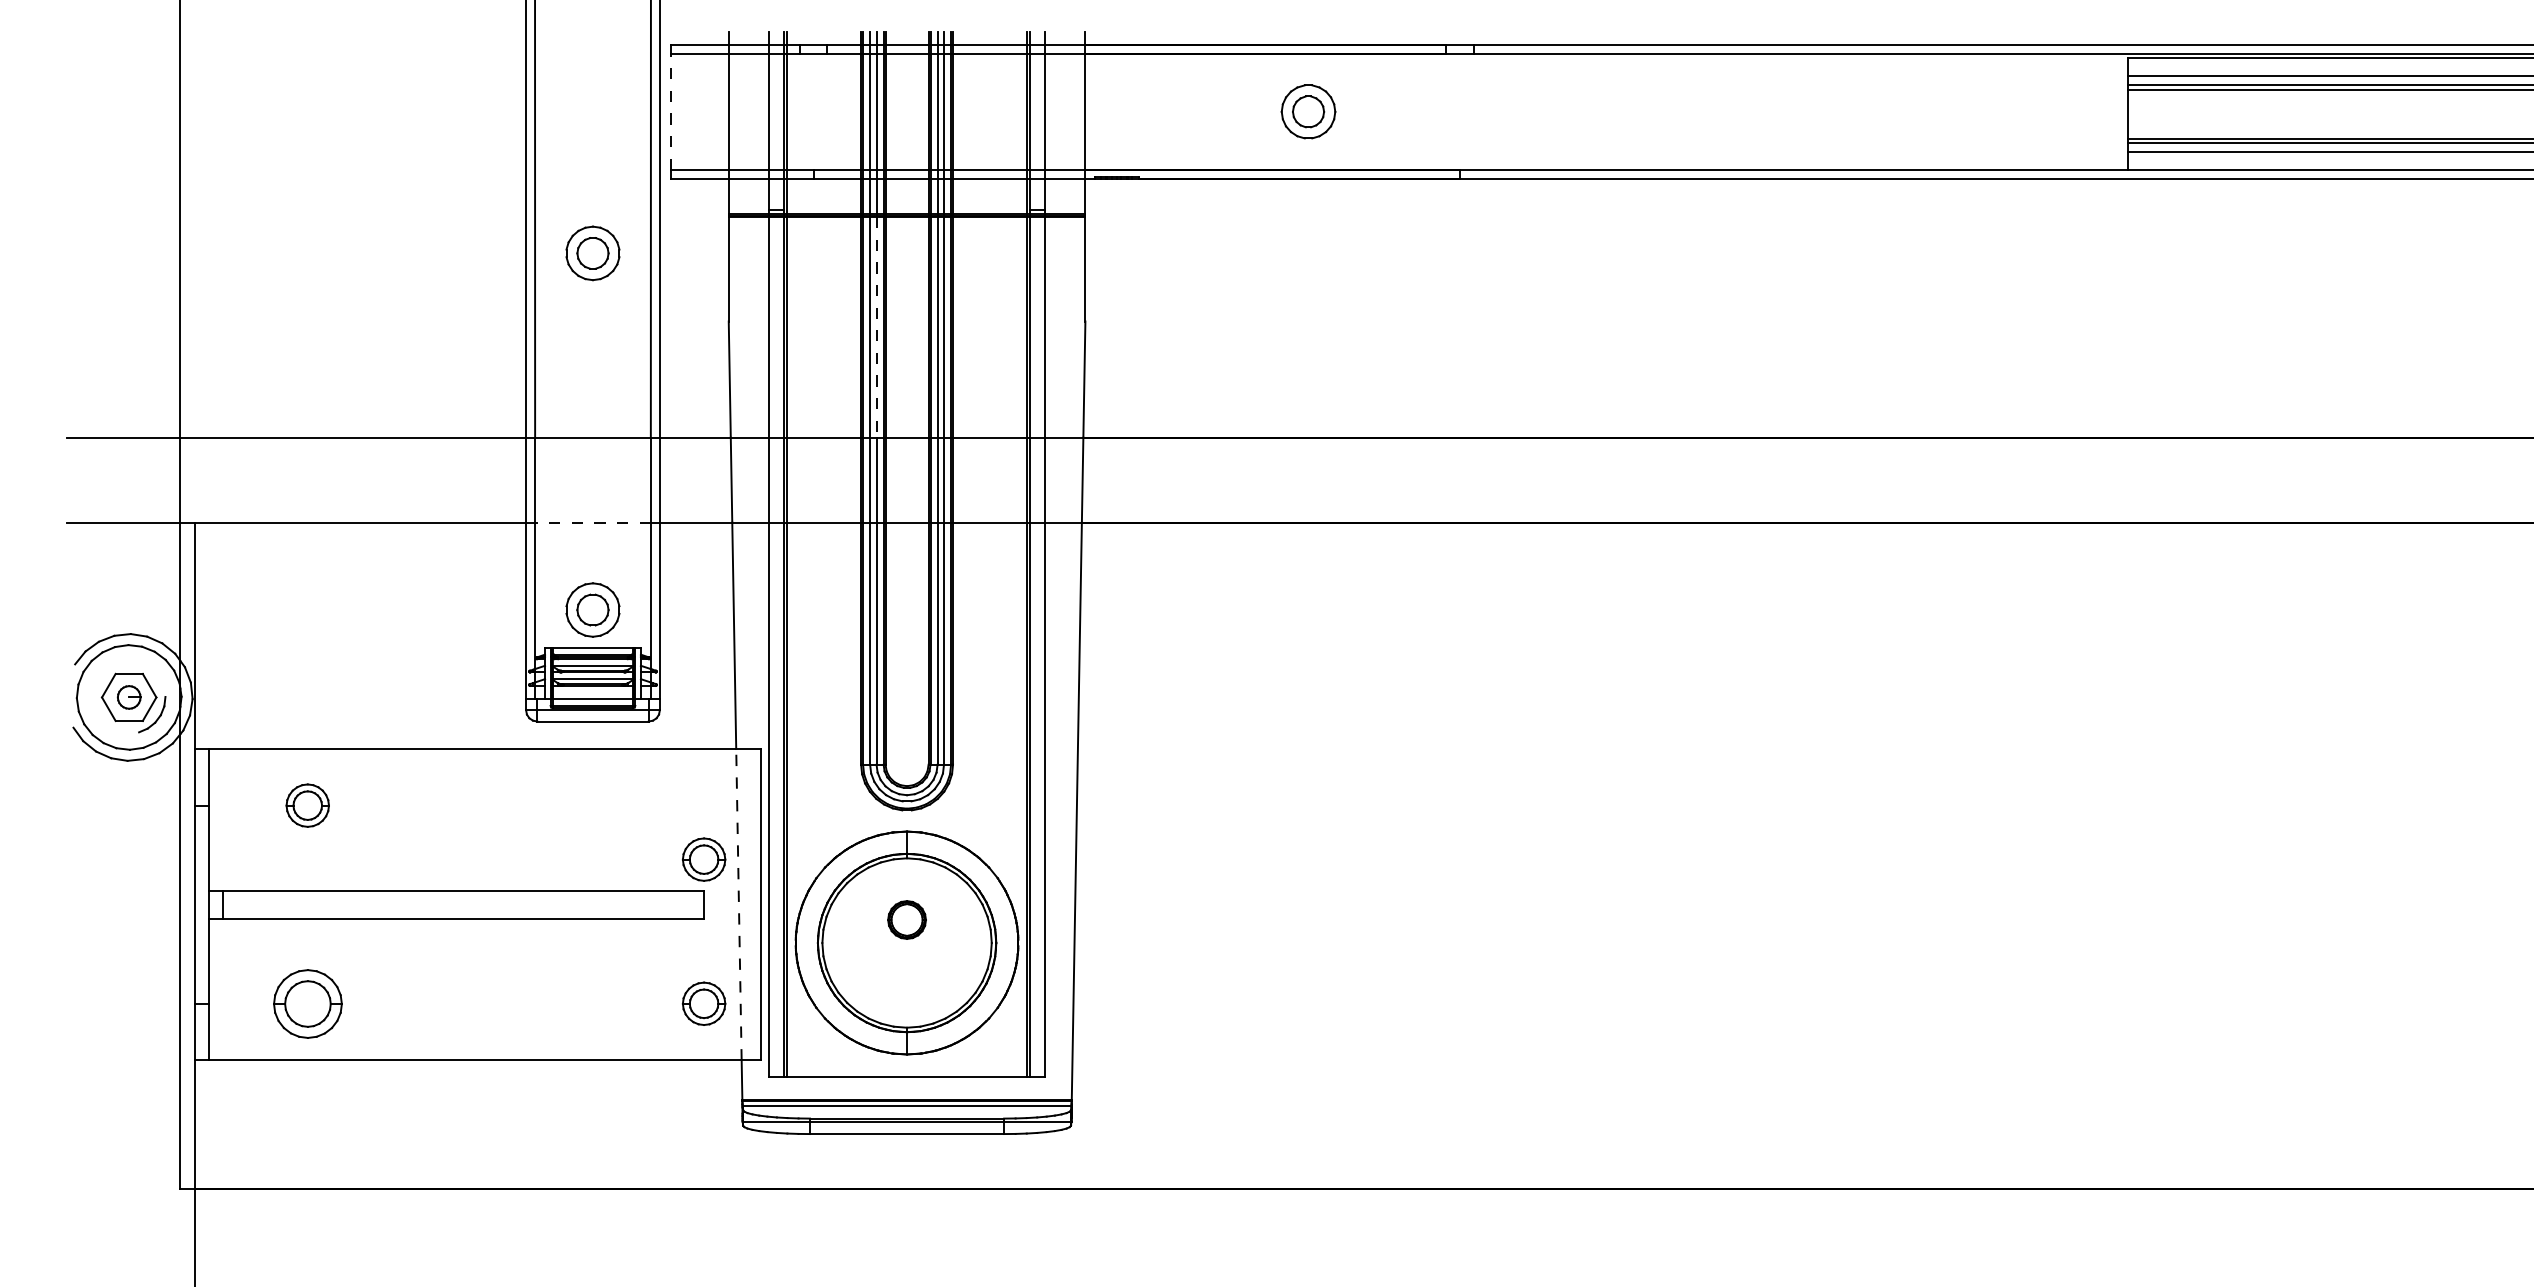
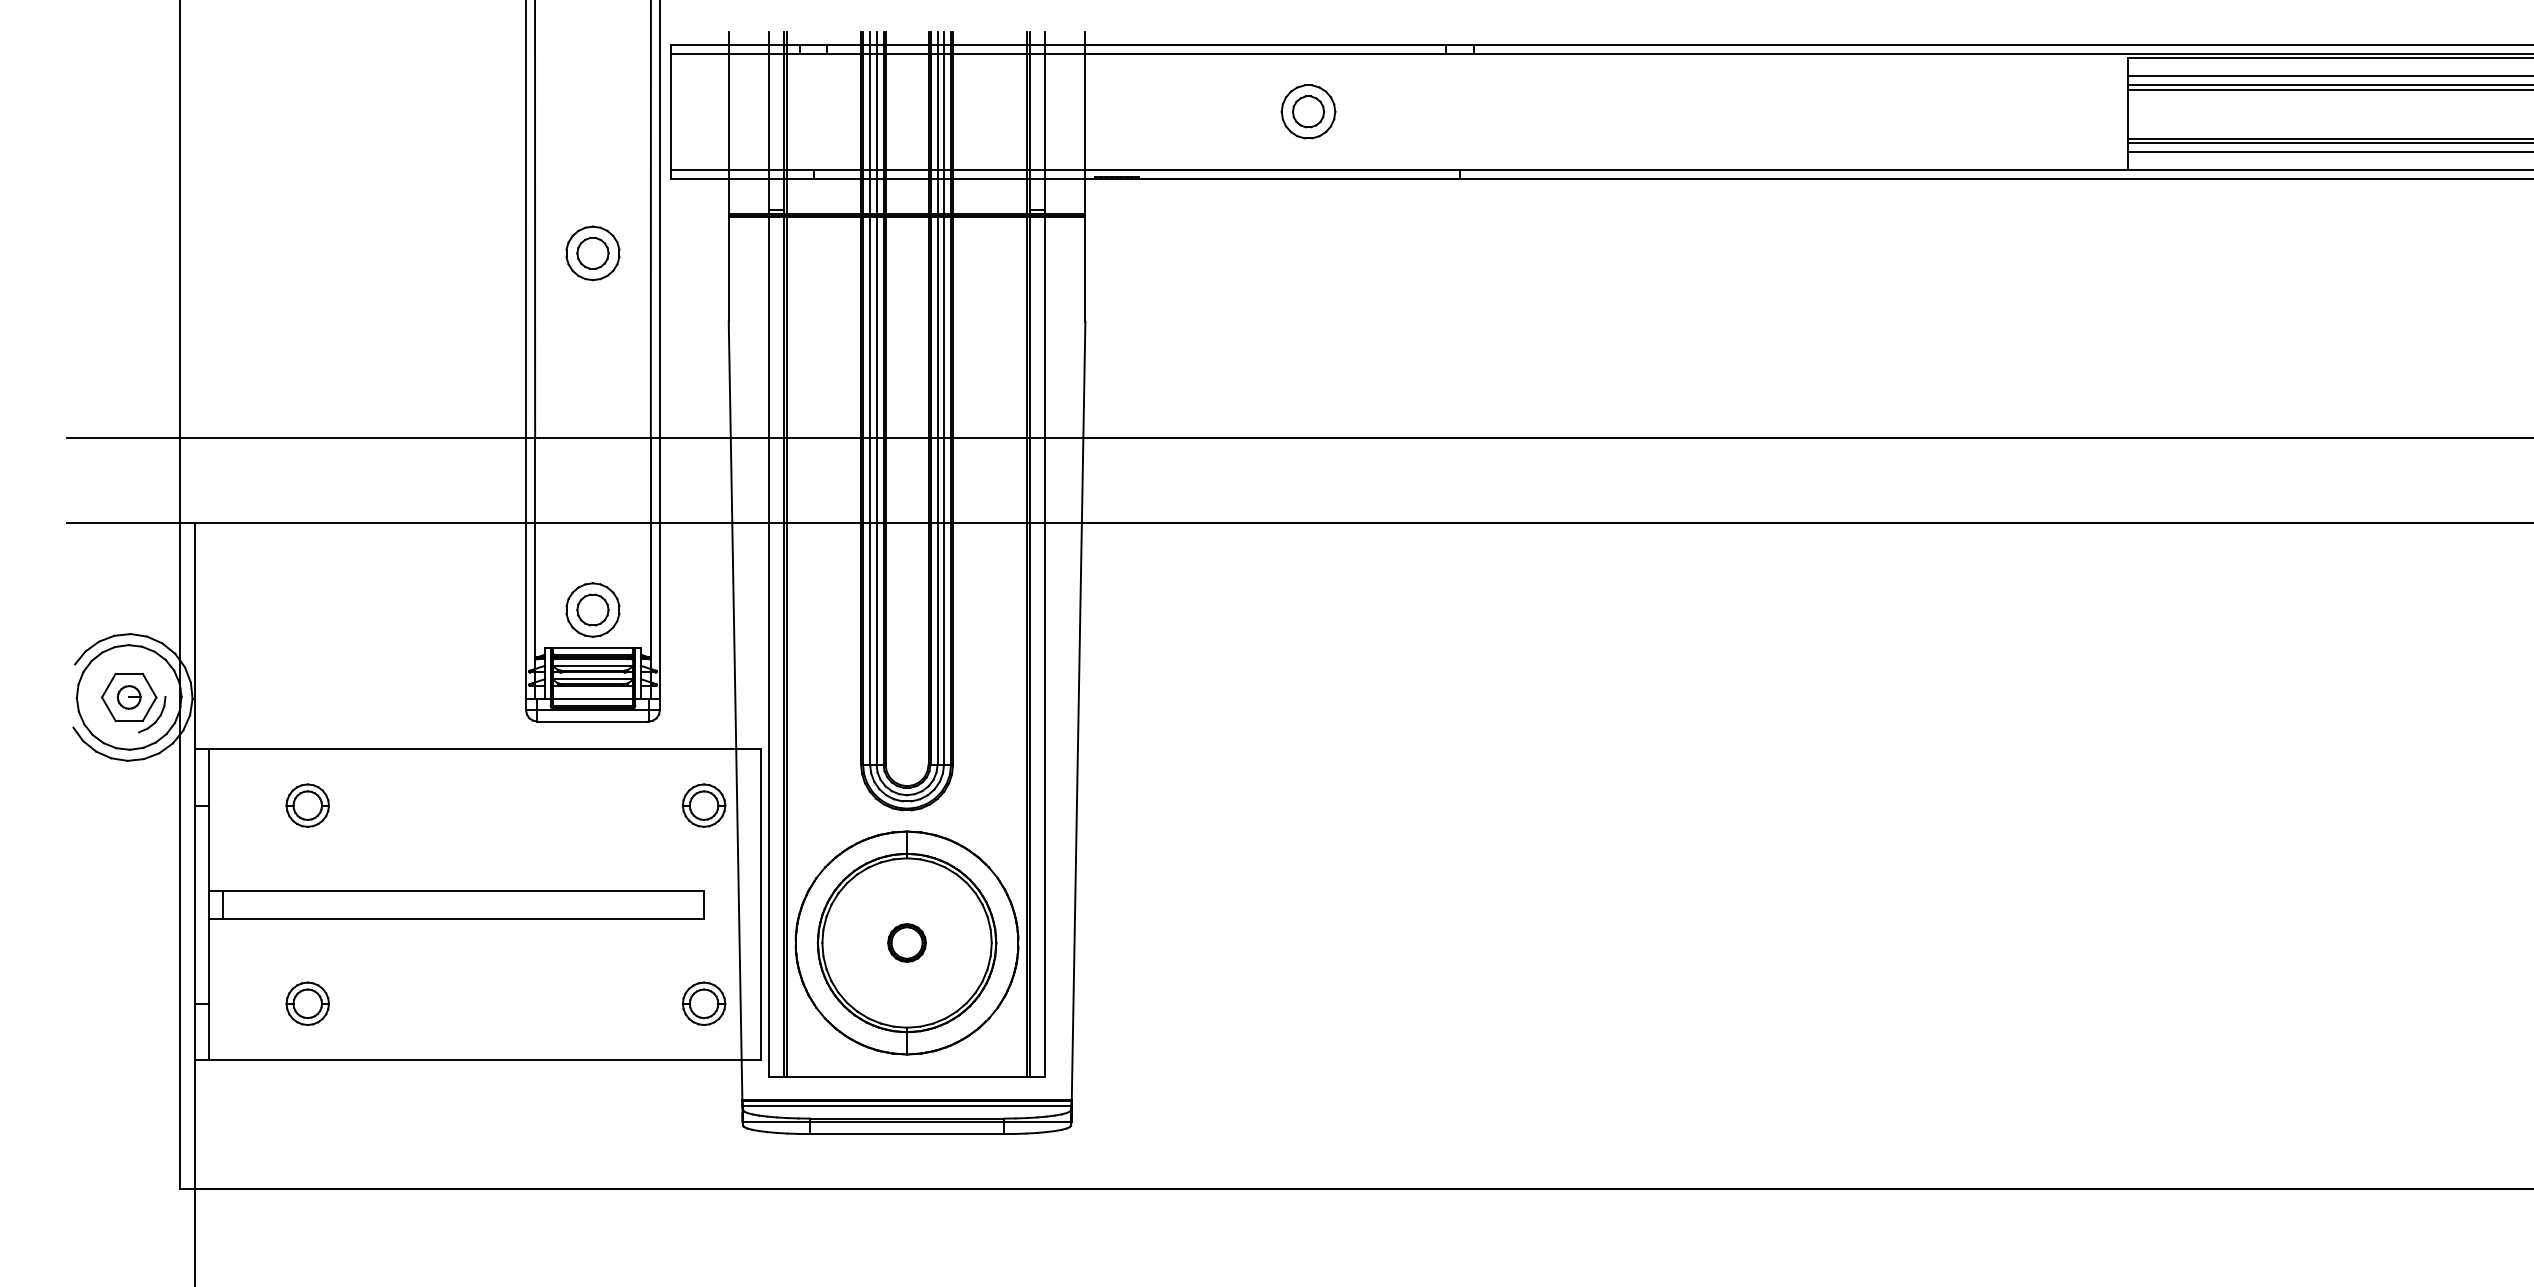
line: dashed -> solid (671, 111)
line: dashed -> solid (876, 327)
line: dashed -> solid (592, 522)
part position: (704, 859) -> (704, 805) (704, 805)
line: dashed -> solid (738, 904)
part position: (906, 919) -> (906, 942) (906, 942)
part size: 70x70 px -> 45x45 px (307, 1003)
